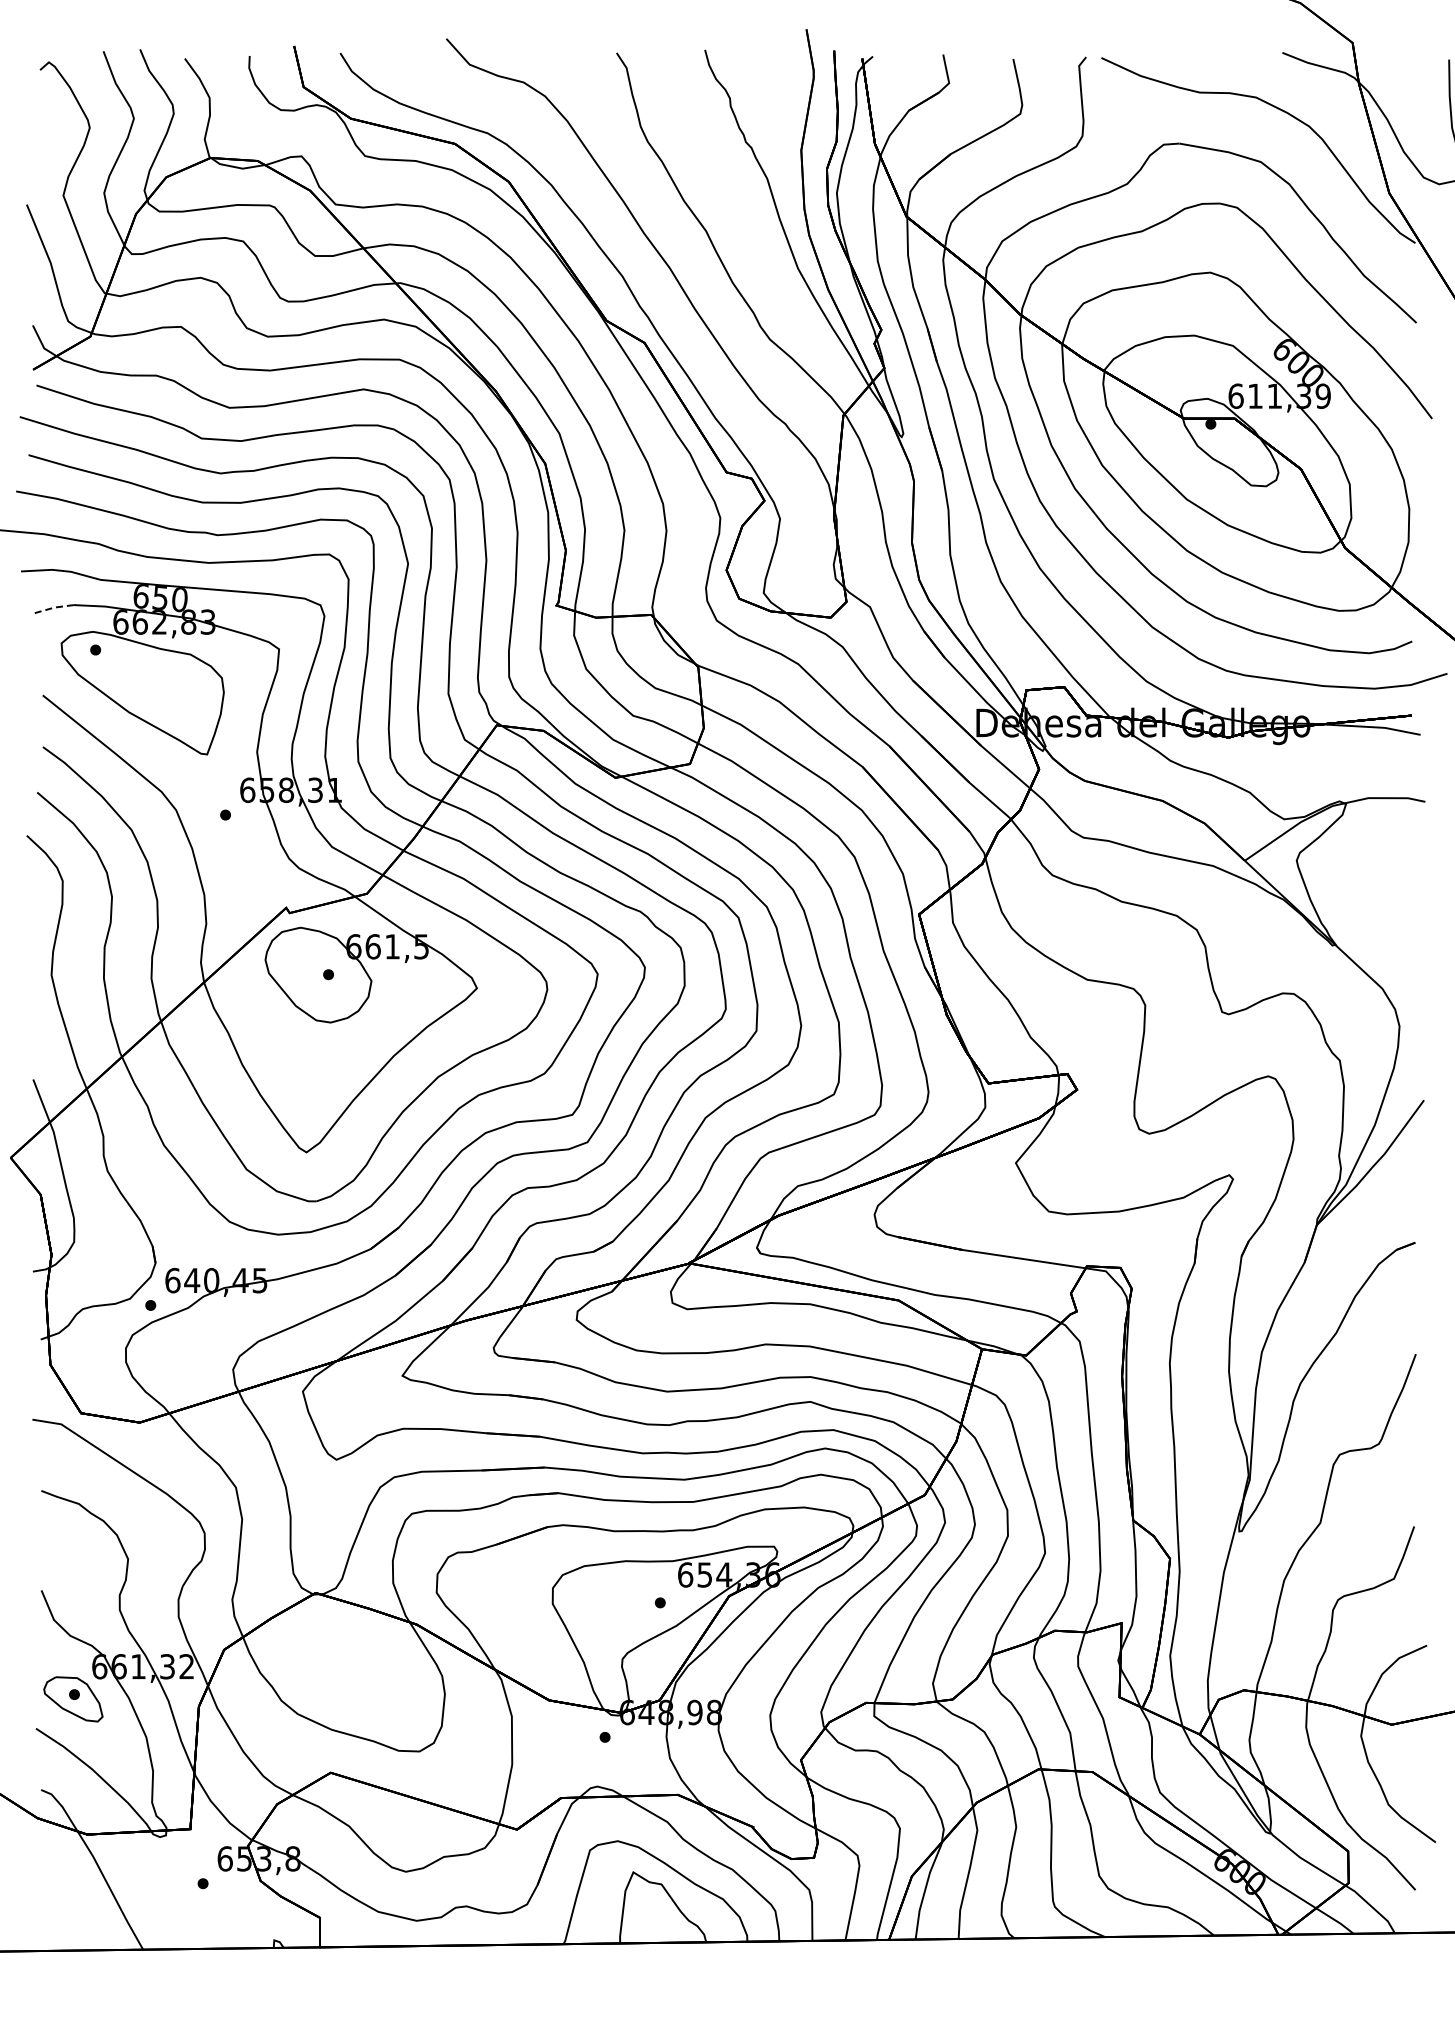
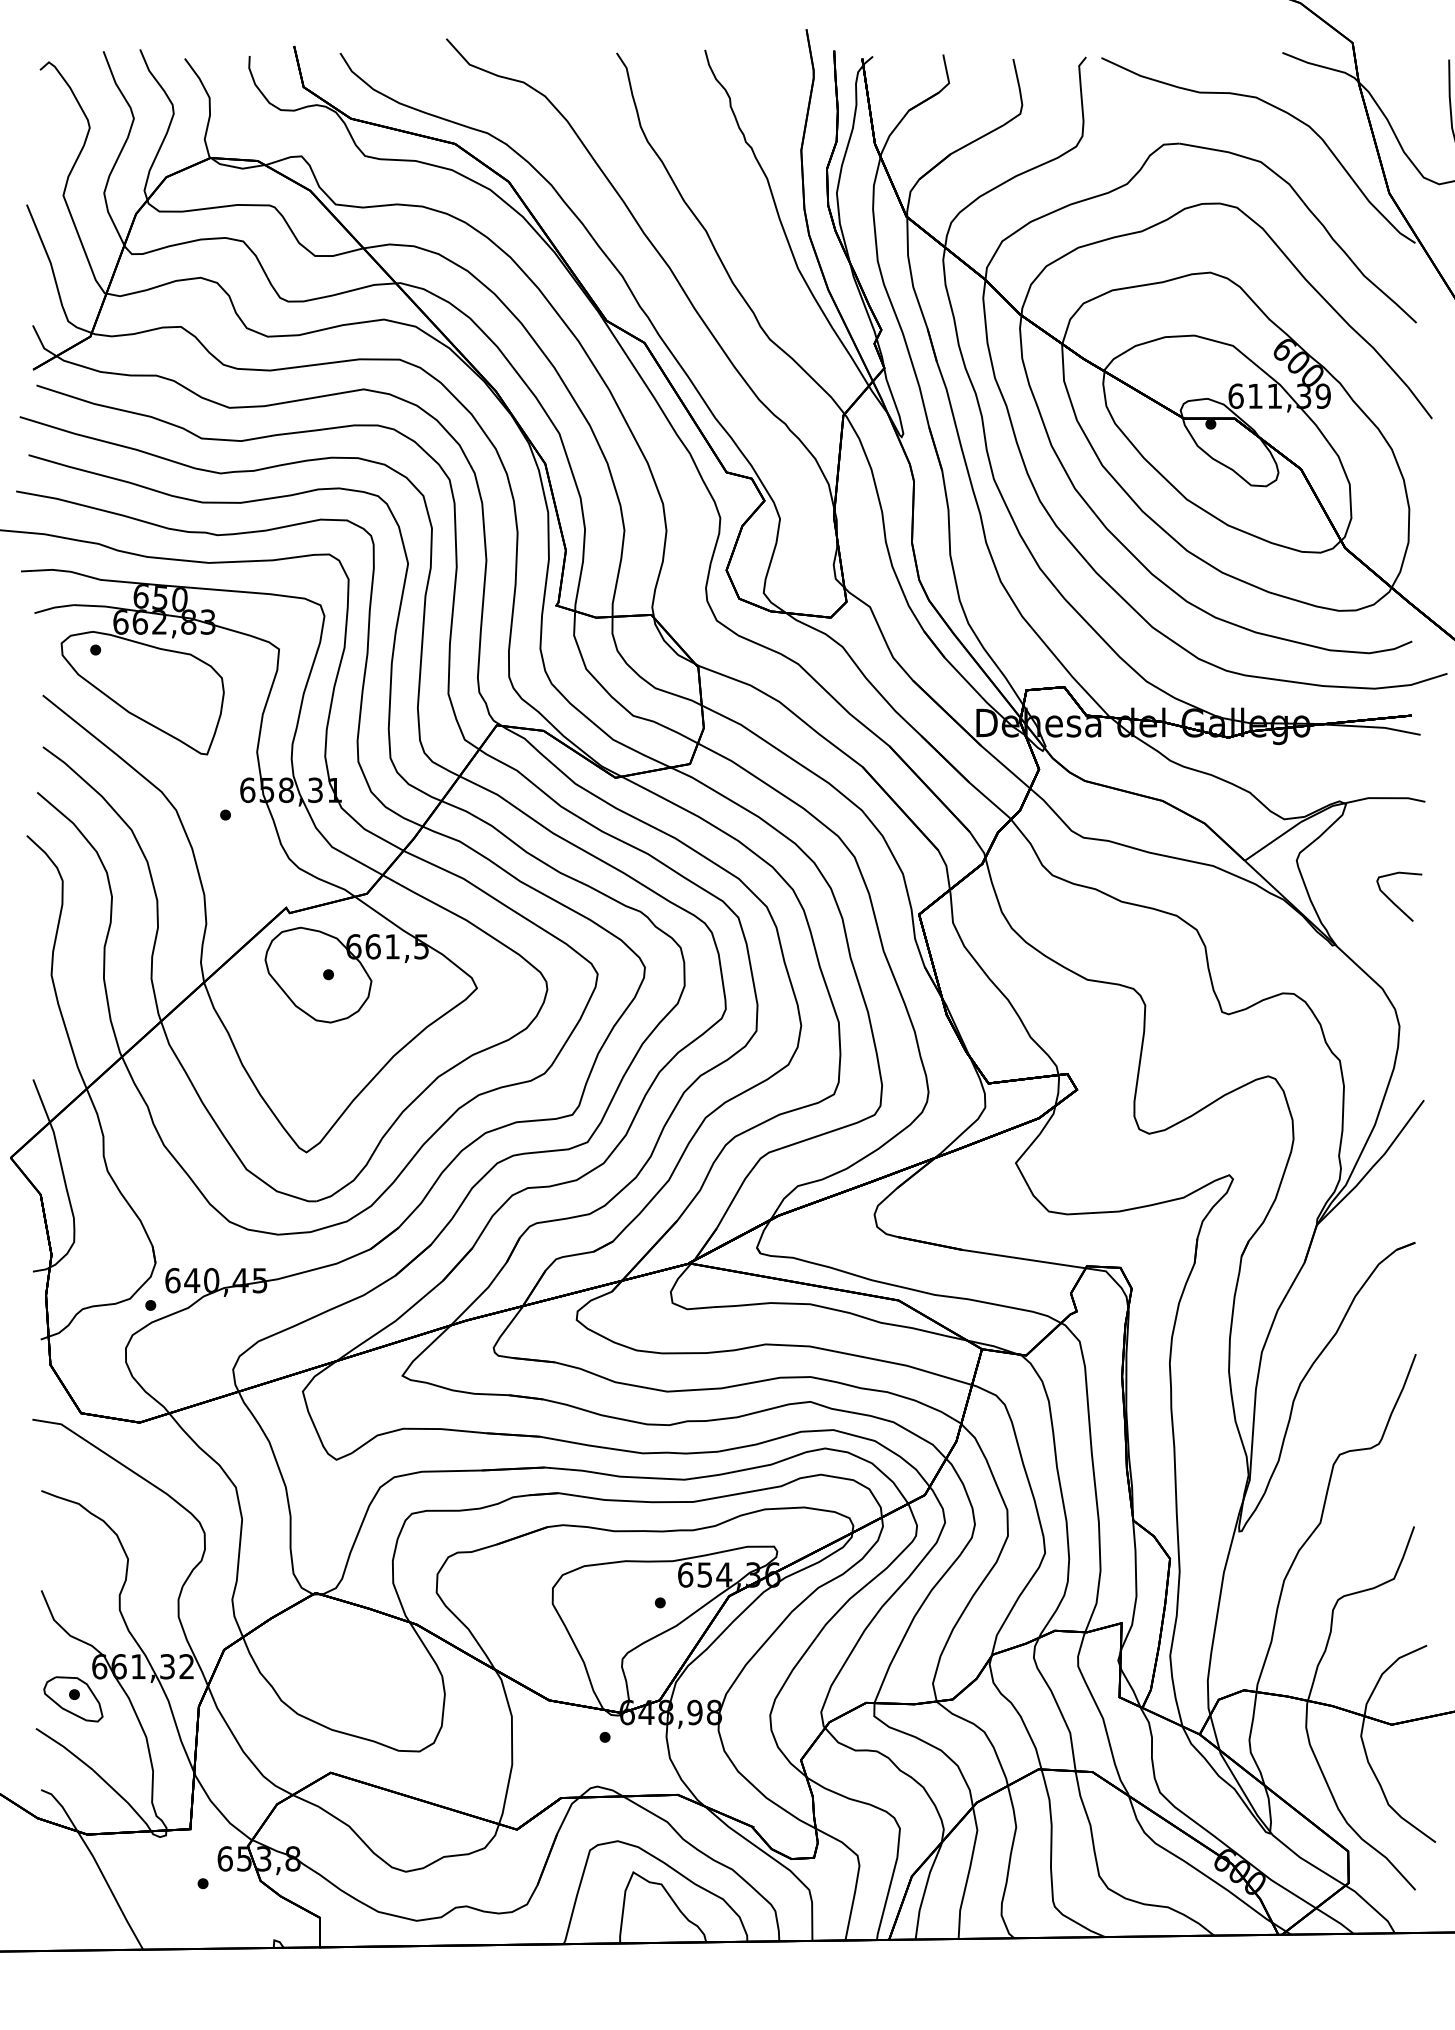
line: dashed -> solid (54, 607)
curve: none -> present (1393, 901)
